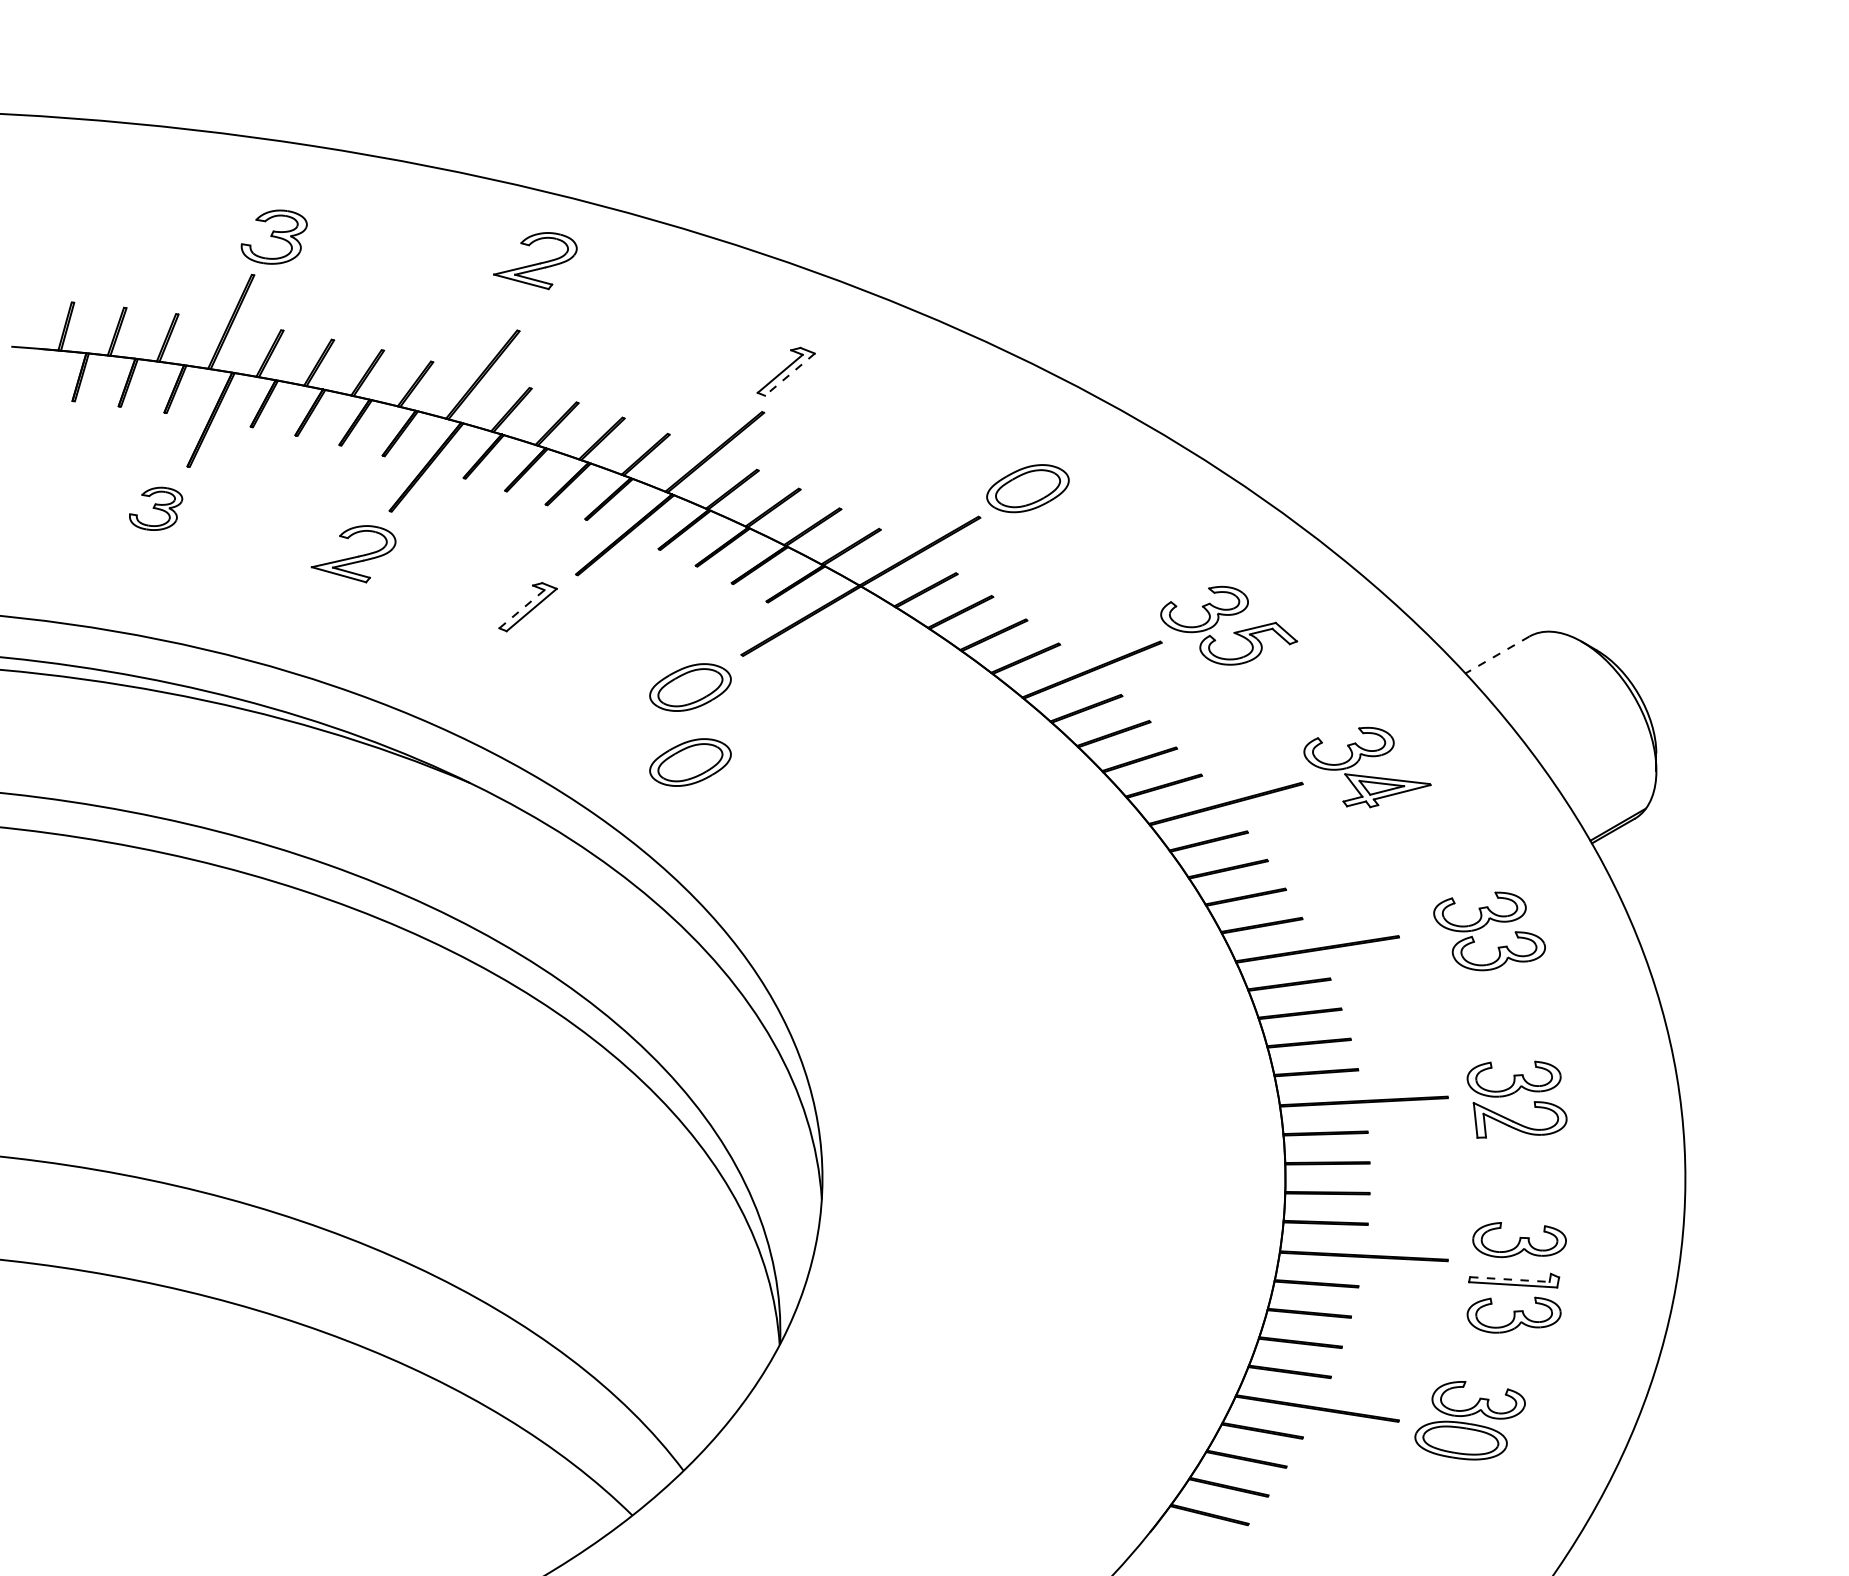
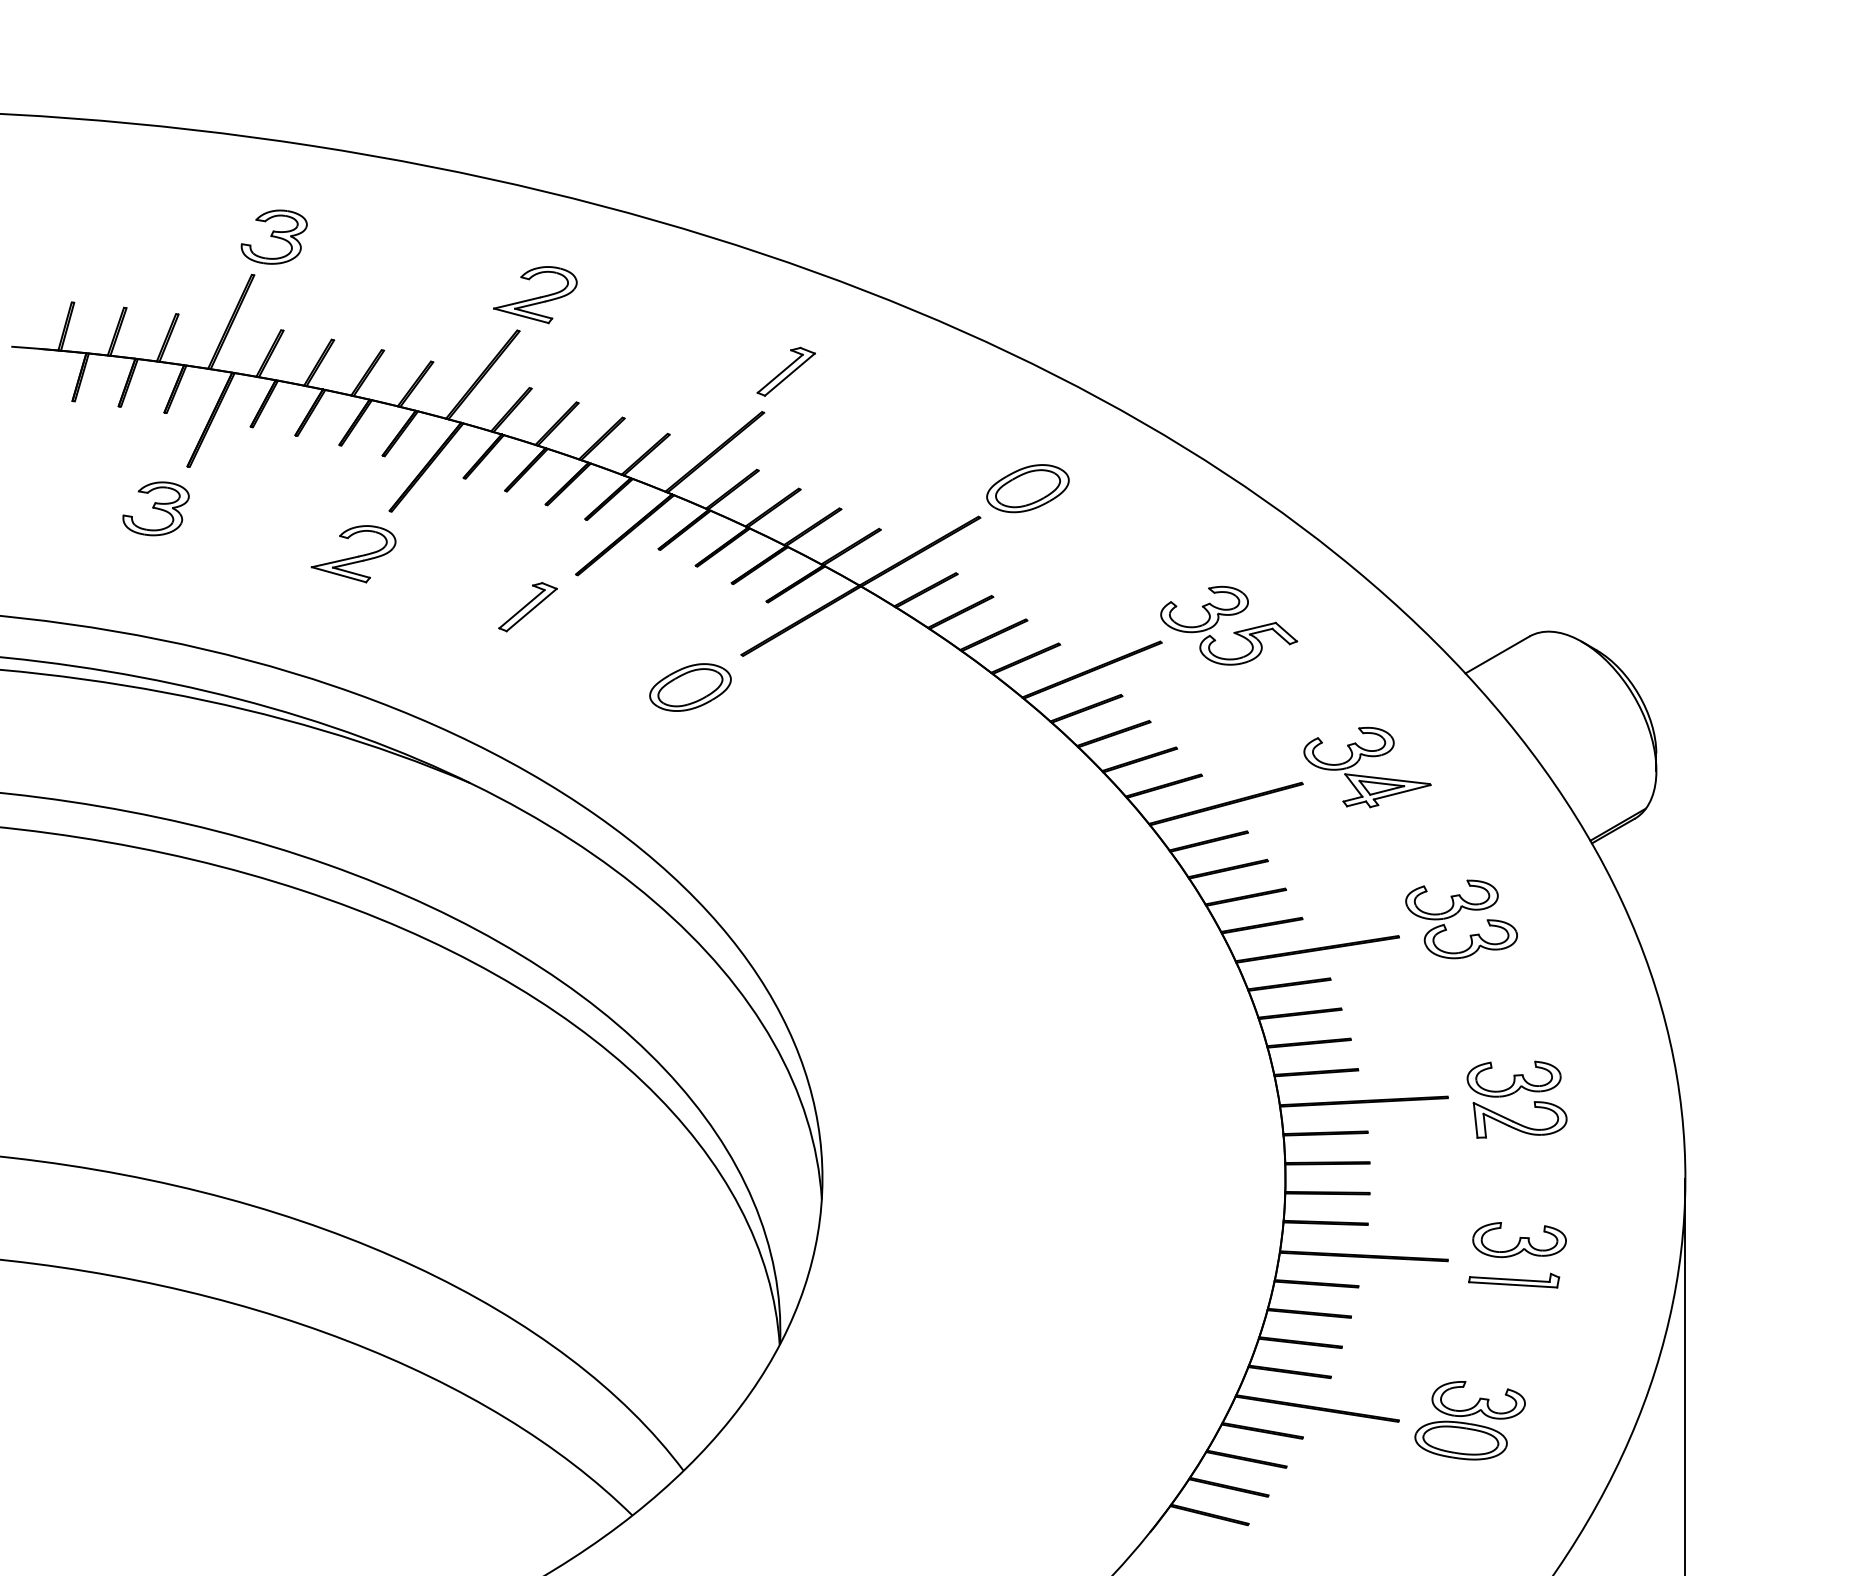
part position: (535, 261) -> (535, 295) (535, 295)
line: dashed -> solid (789, 374)
part size: 55x45 px -> 68x56 px (155, 508)
line: dashed -> solid (521, 609)
line: dashed -> solid (1497, 655)
part: present -> none (690, 762)
part position: (1486, 925) -> (1458, 913) (1458, 913)
line: dashed -> solid (1509, 1279)
part: present -> none (1513, 1314)
line: none -> present (1685, 1375)
